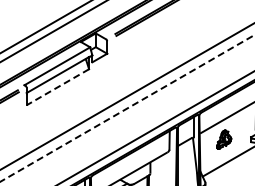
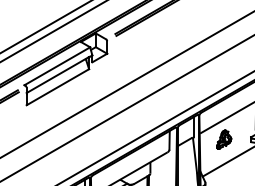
line: dashed -> solid (57, 87)
line position: (126, 96) -> (126, 84) (126, 84)
line: dashed -> solid (127, 108)
